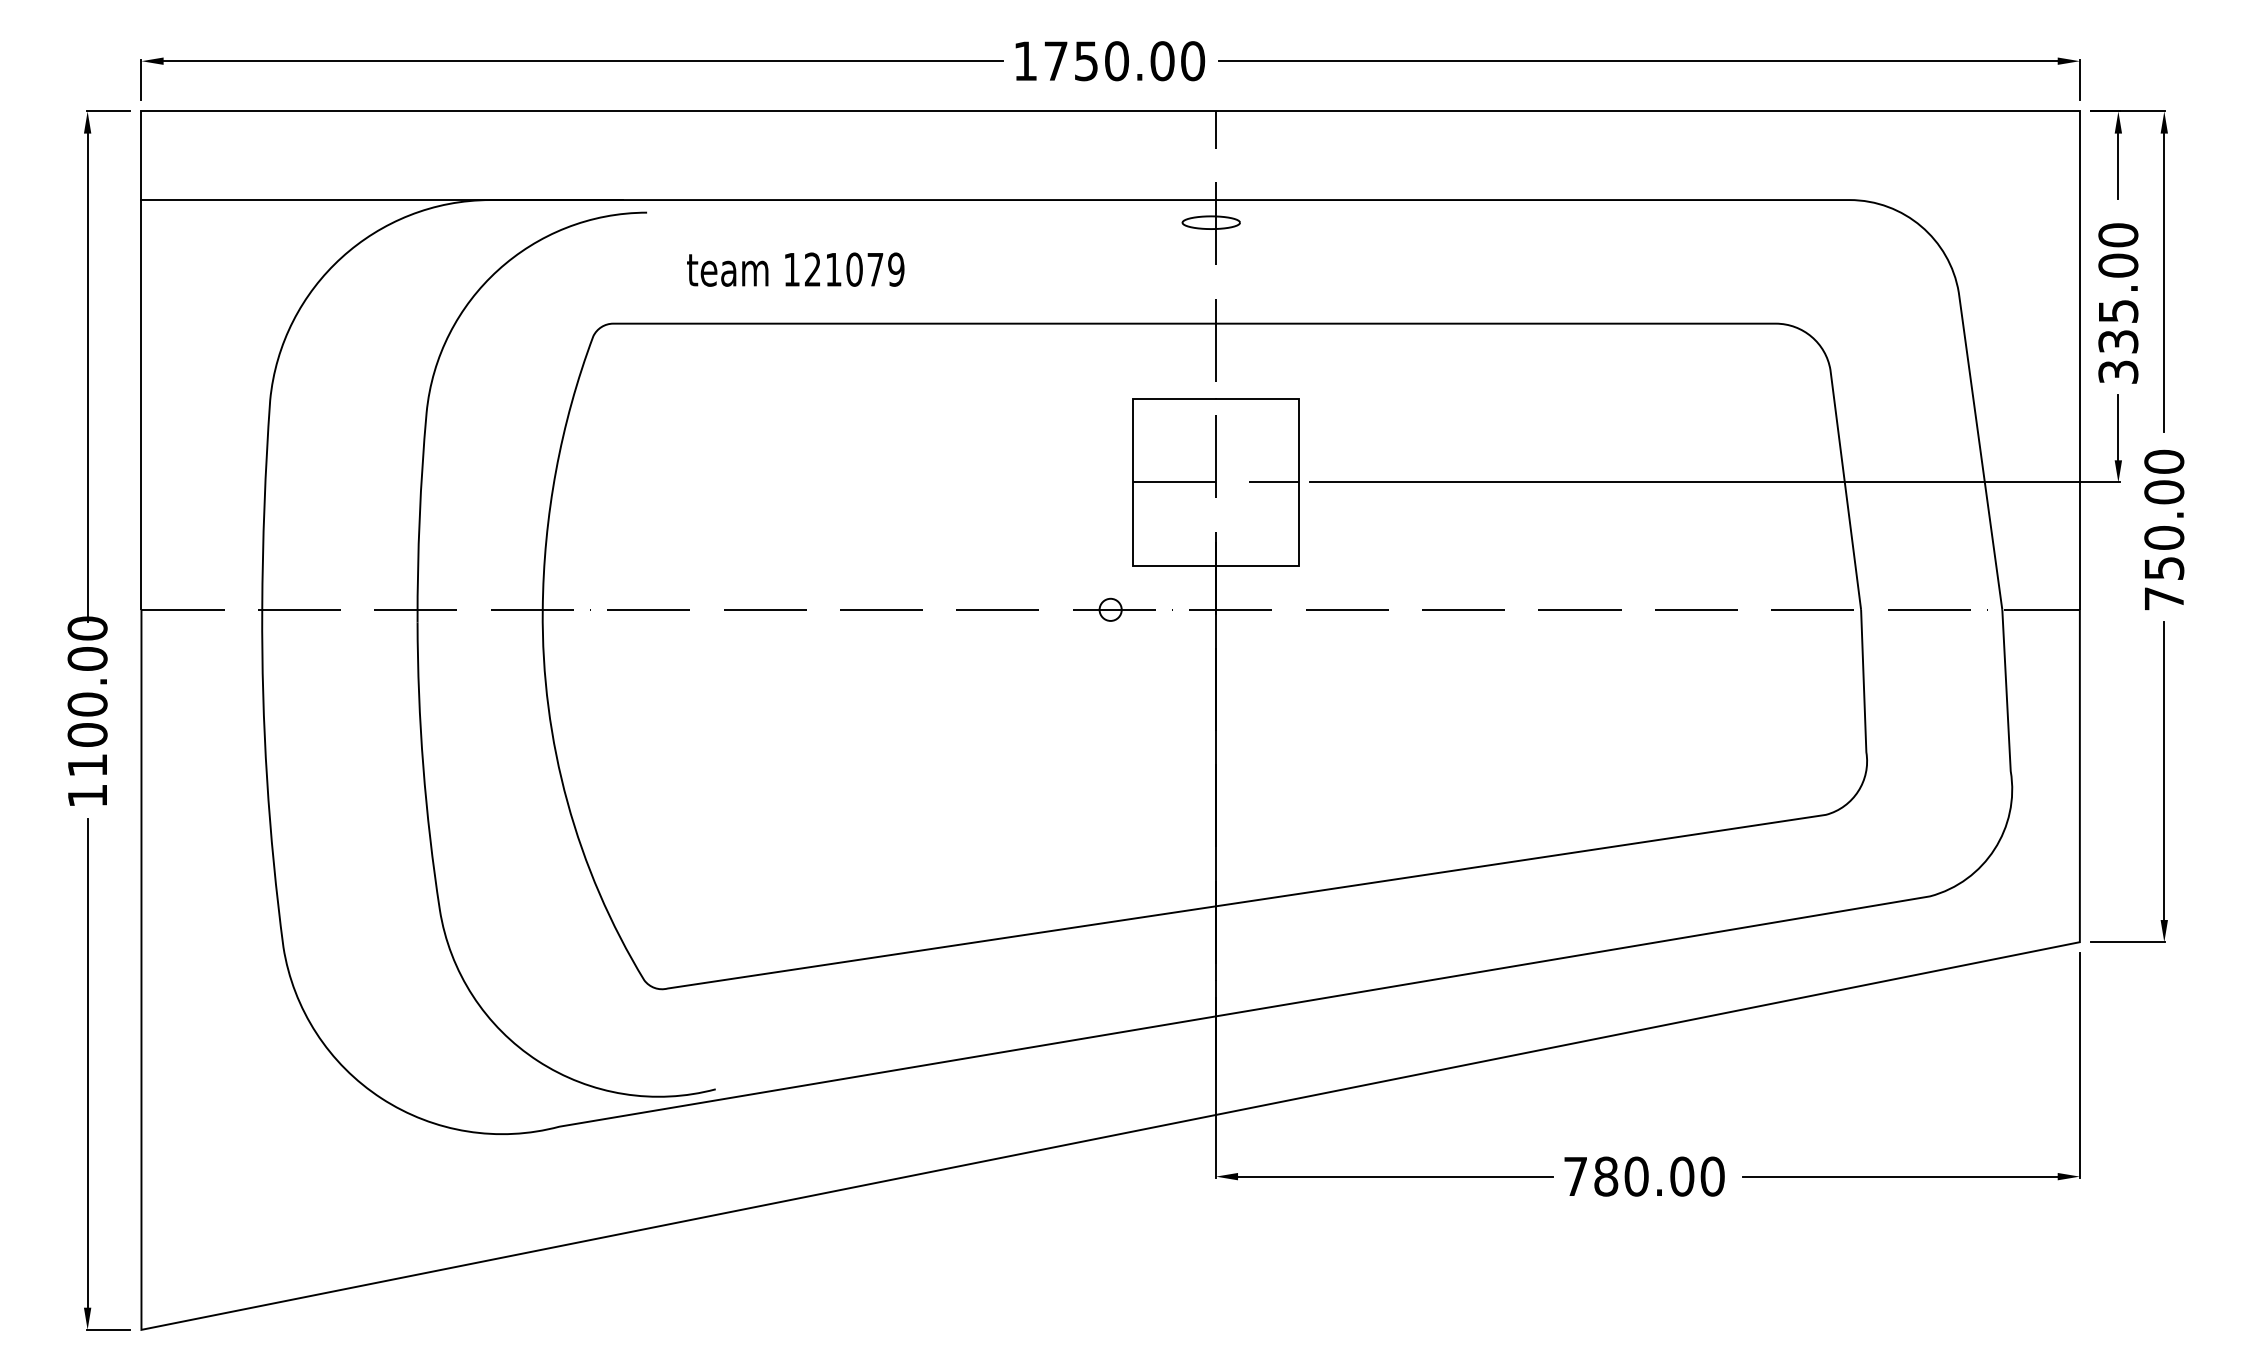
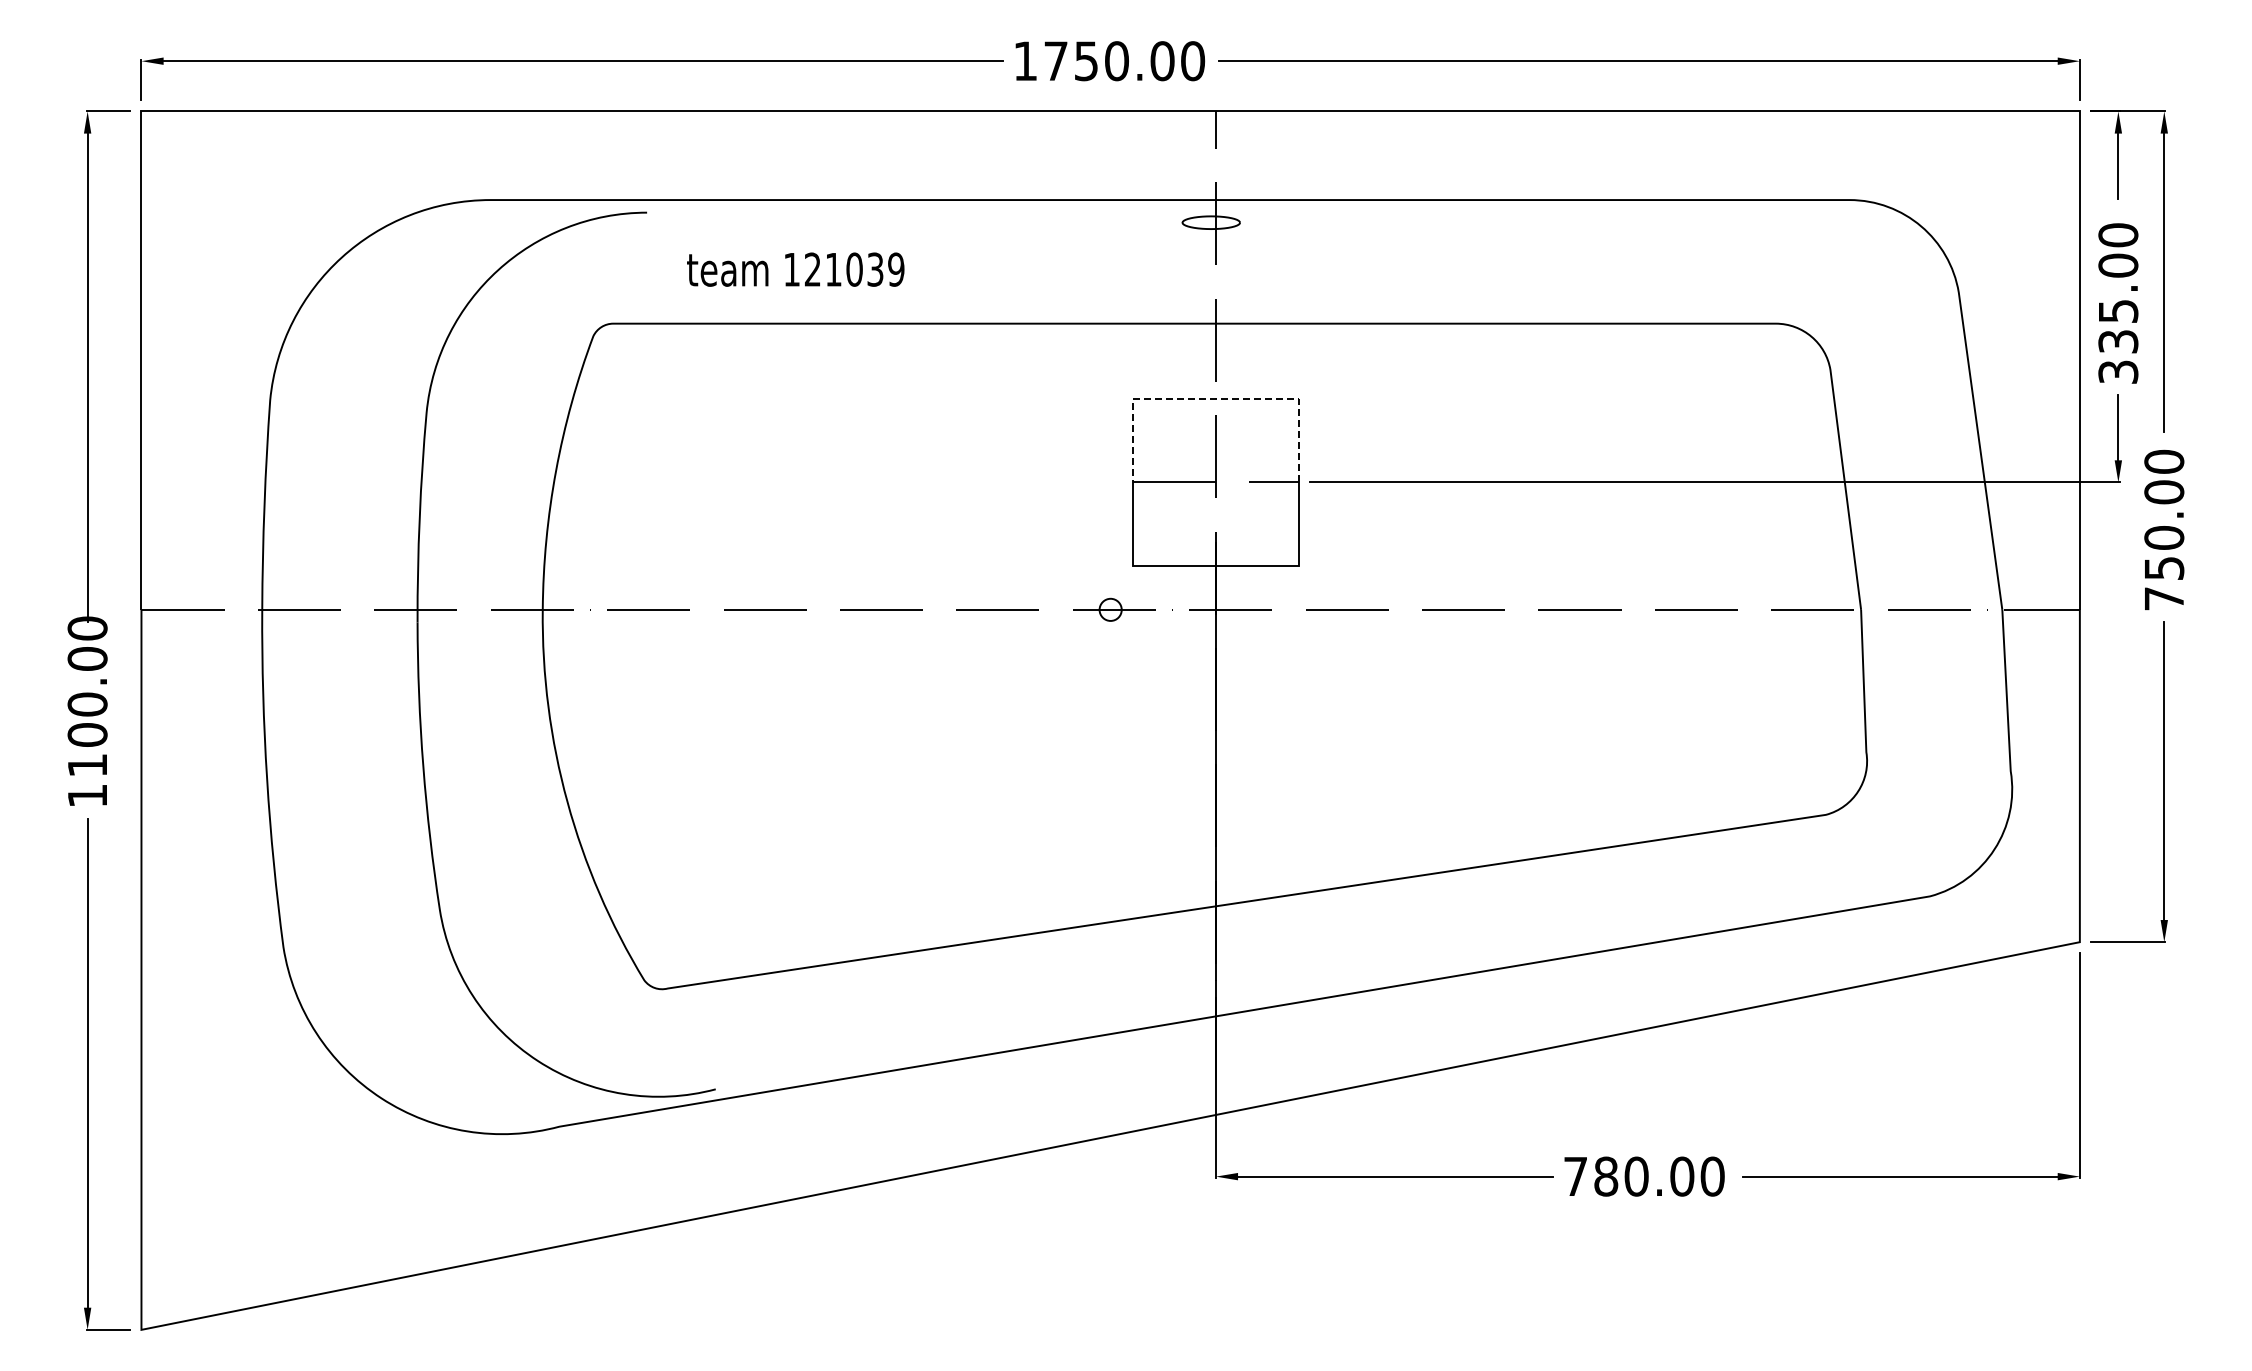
line: present -> none (382, 200)
text: 121079 -> 121039 (875, 269)
line: solid -> dashed (1215, 399)
